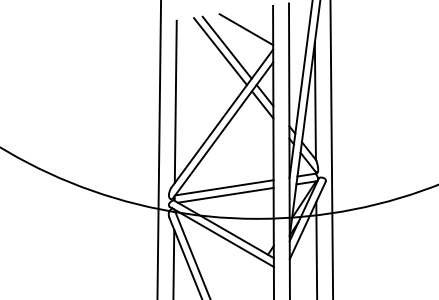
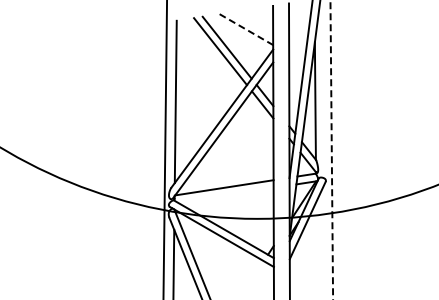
line: solid -> dashed (246, 29)
line position: (159, 149) -> (165, 149) (165, 149)
line: solid -> dashed (331, 149)
line: present -> none (225, 194)
line: present -> none (316, 249)
